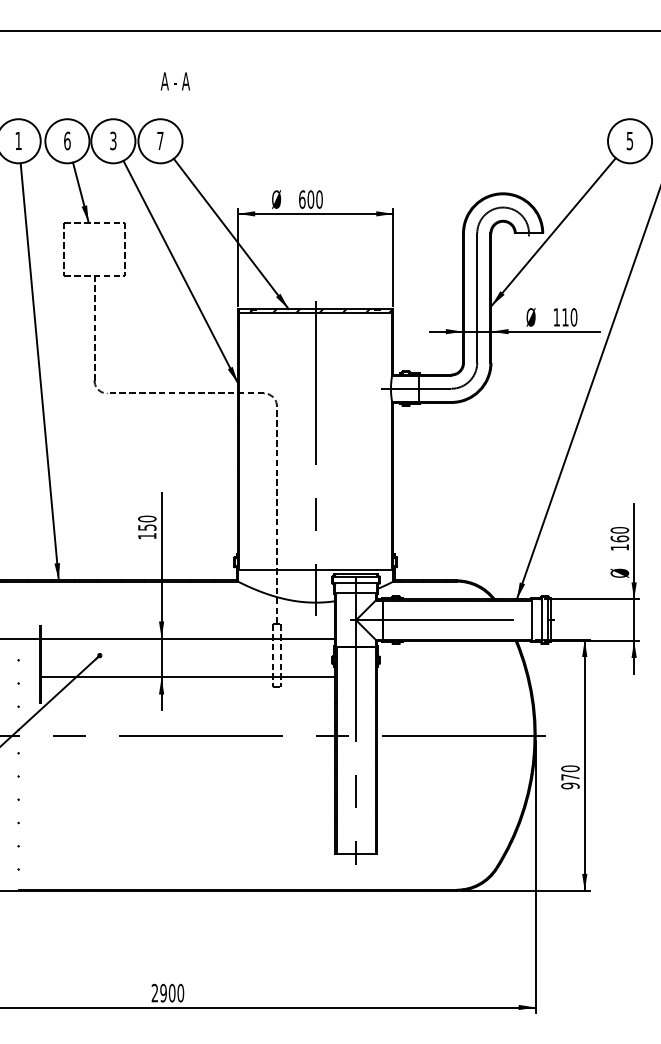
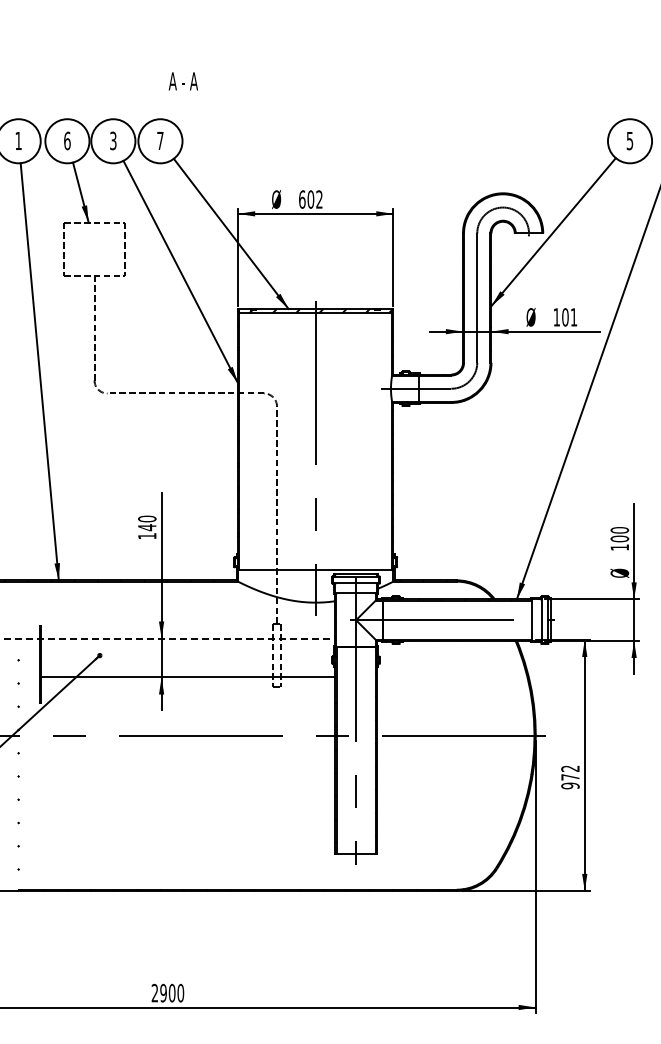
line: present -> none (329, 31)
text position: (174, 81) -> (182, 81) (182, 81)
text: 600 -> 602 (319, 199)
text: 110 -> 101 (569, 317)
text: 150 -> 140 (147, 527)
text: 160 -> 100 (619, 538)
line: solid -> dashed (168, 638)
text: 970 -> 972 (570, 768)
